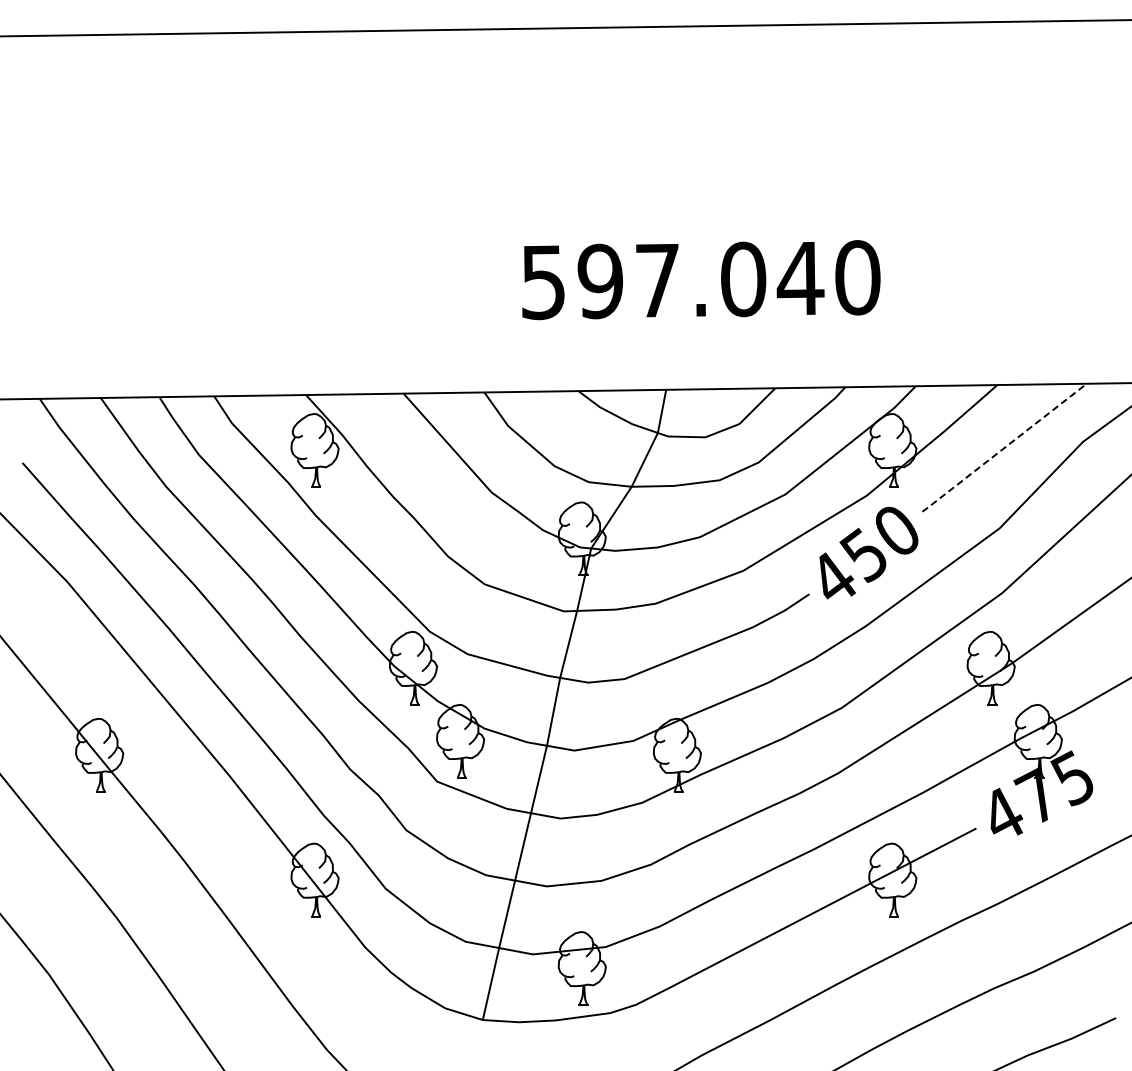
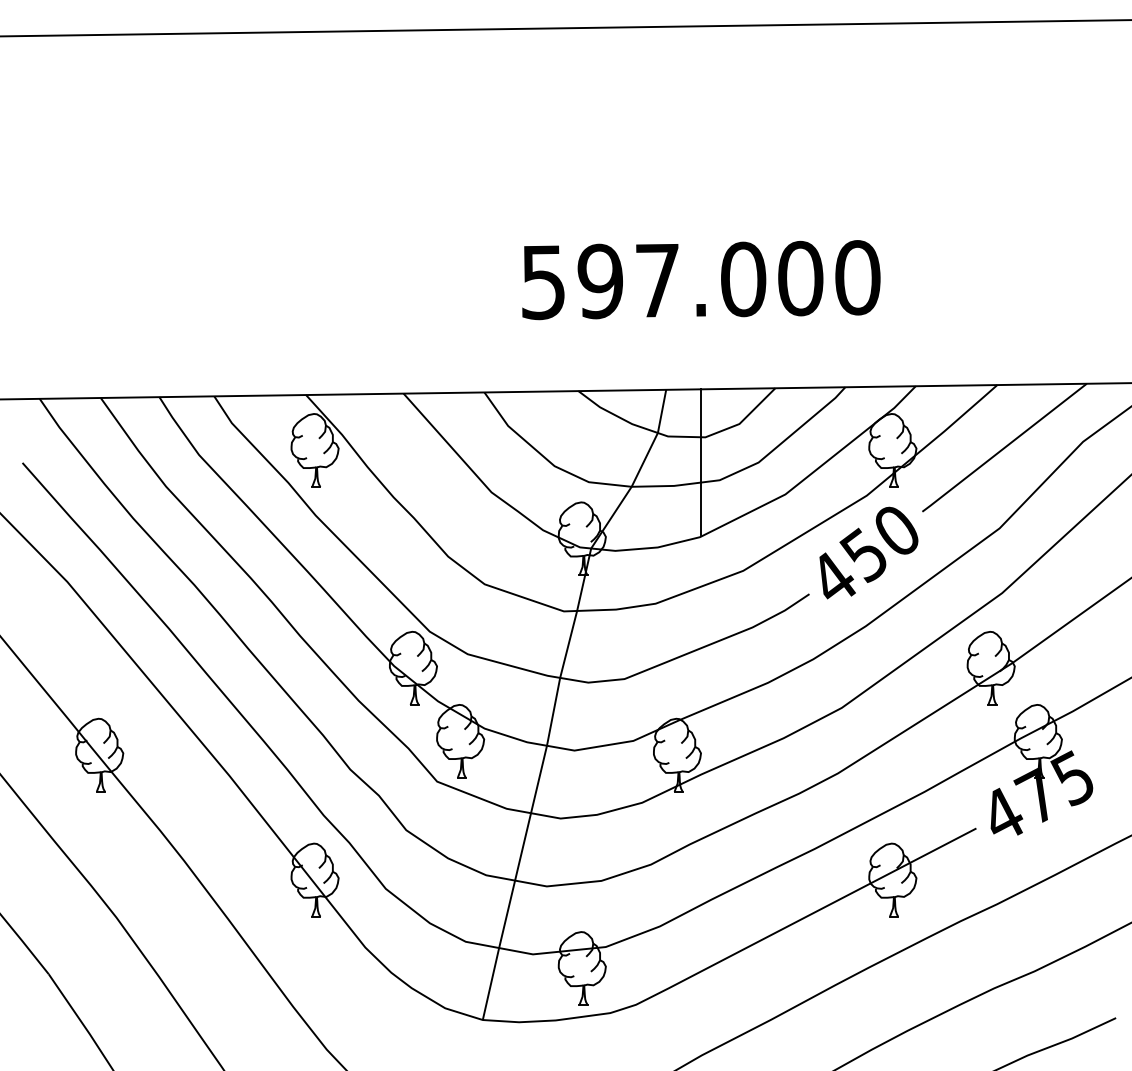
text: 597.040 -> 597.000 (800, 278)
line: dashed -> solid (1004, 448)
line: none -> present (701, 461)
